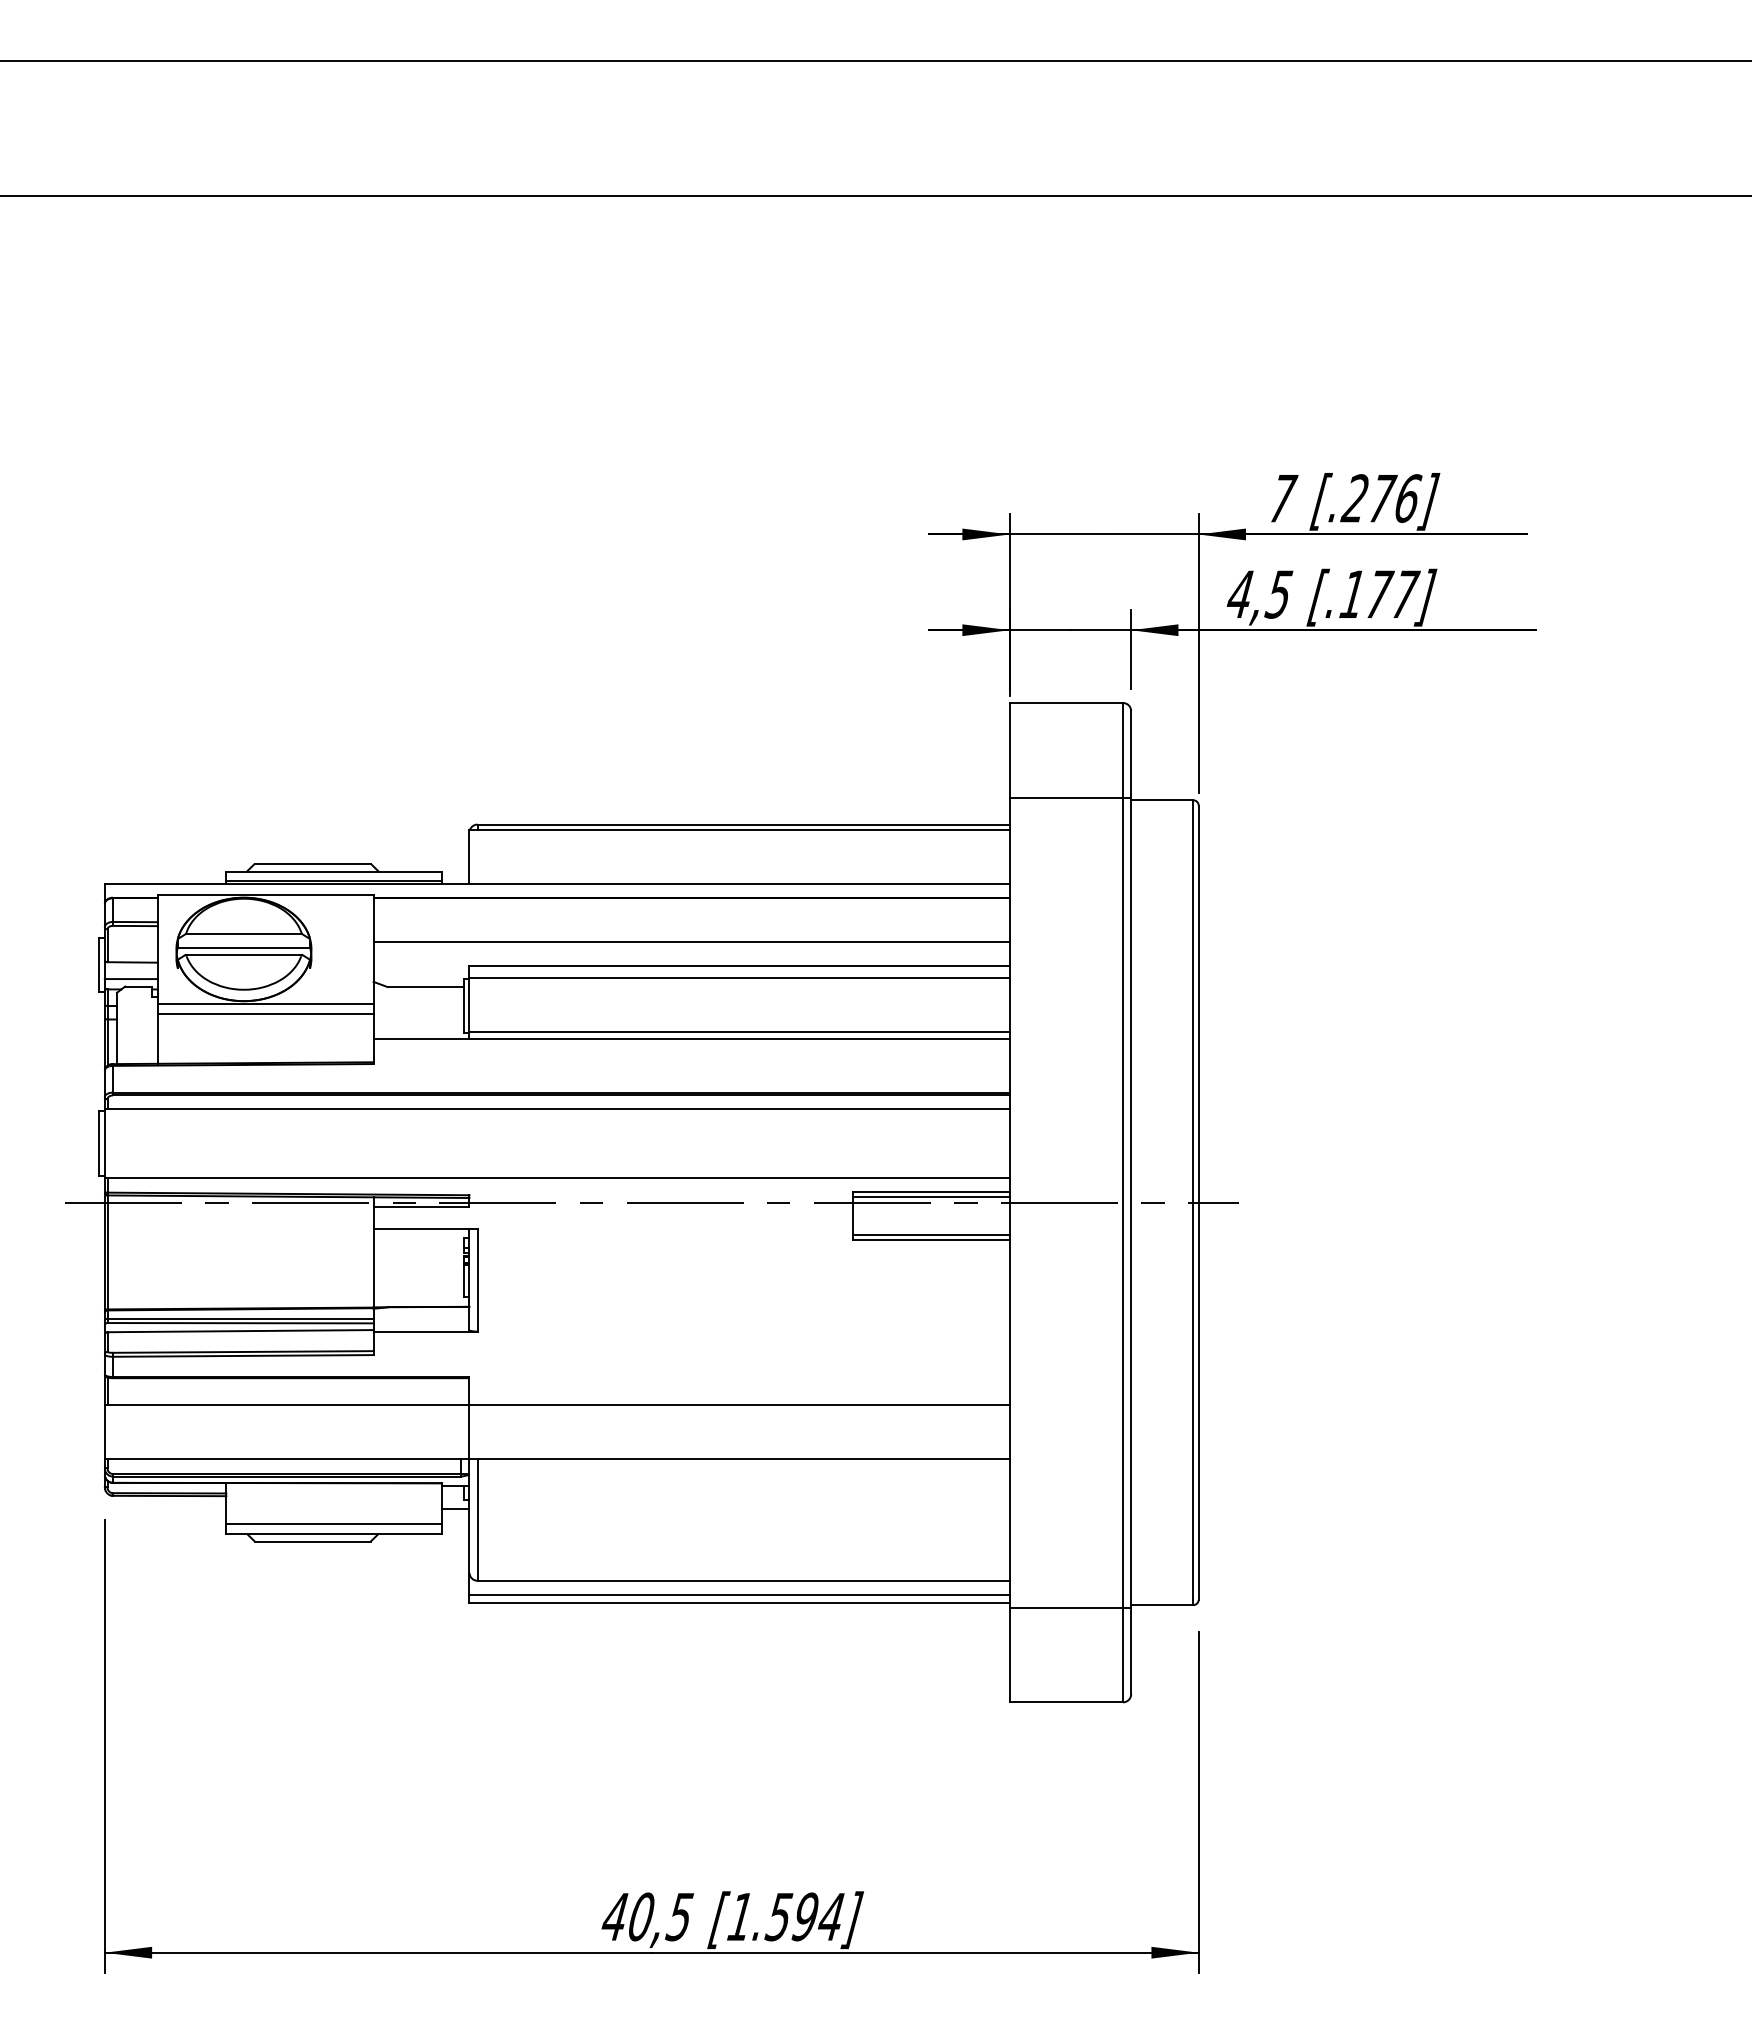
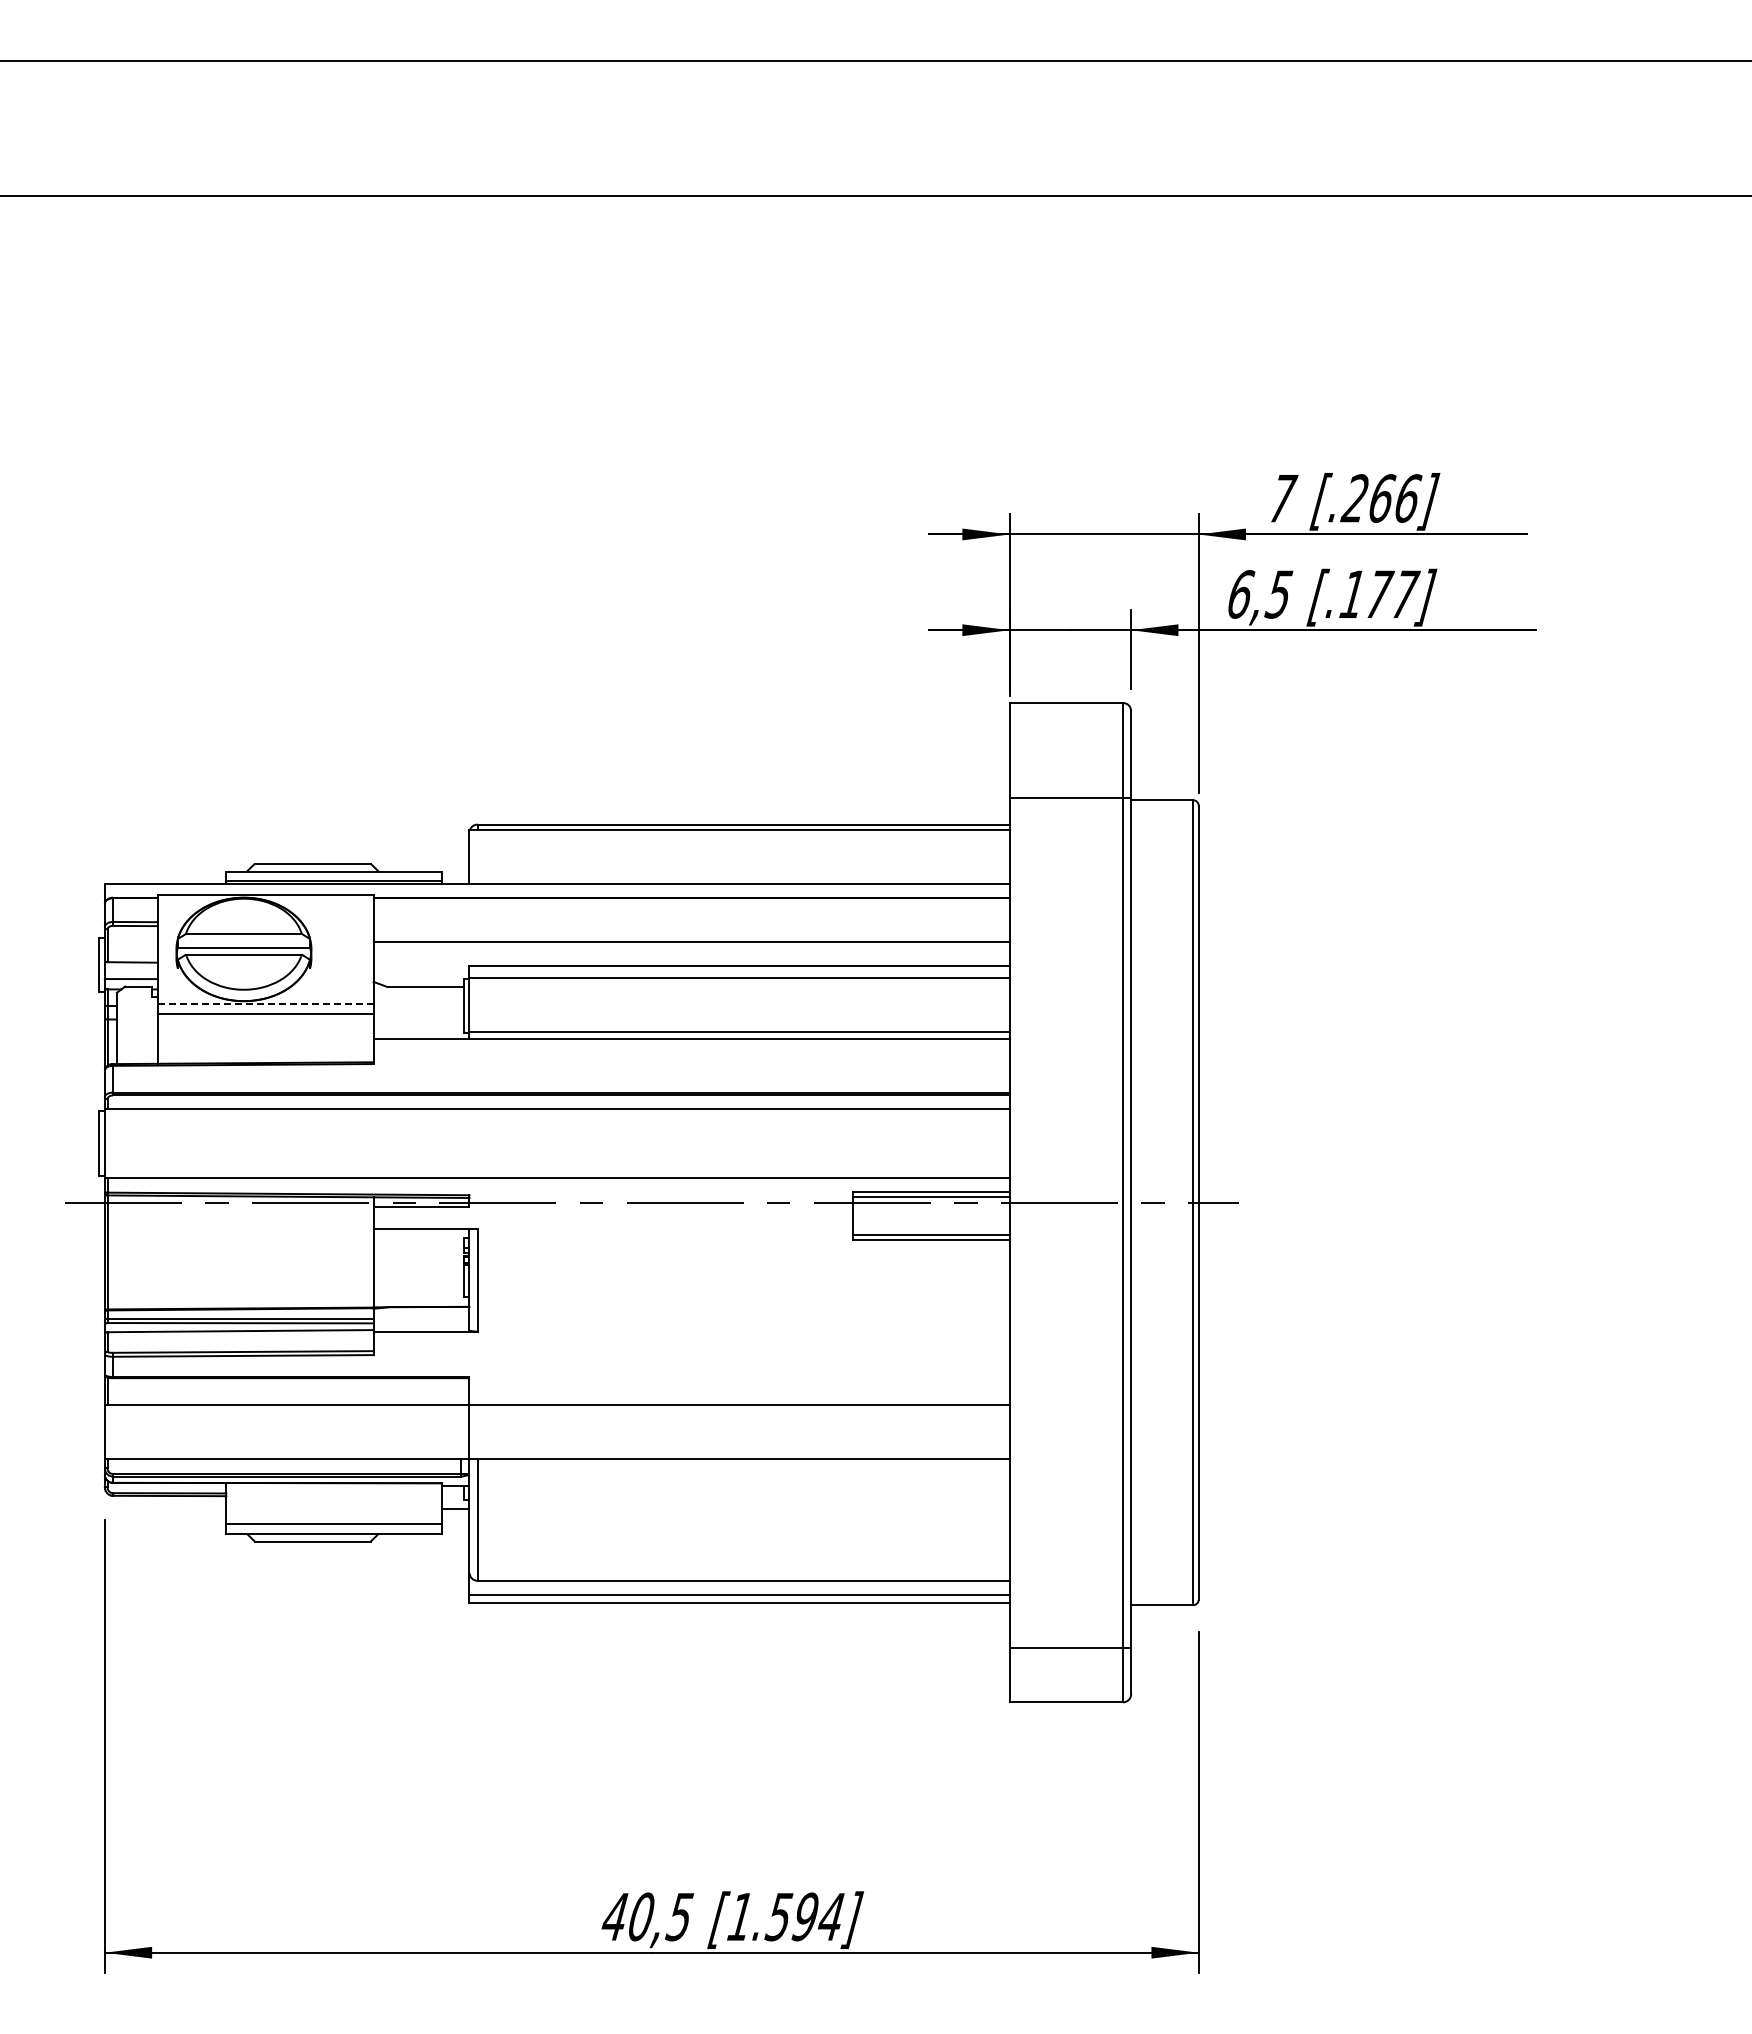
text: [.276] -> [.266] (1383, 498)
text: 4,5 -> 6,5 (1240, 594)
line: solid -> dashed (265, 1004)
line position: (1070, 1607) -> (1070, 1647) (1070, 1647)
